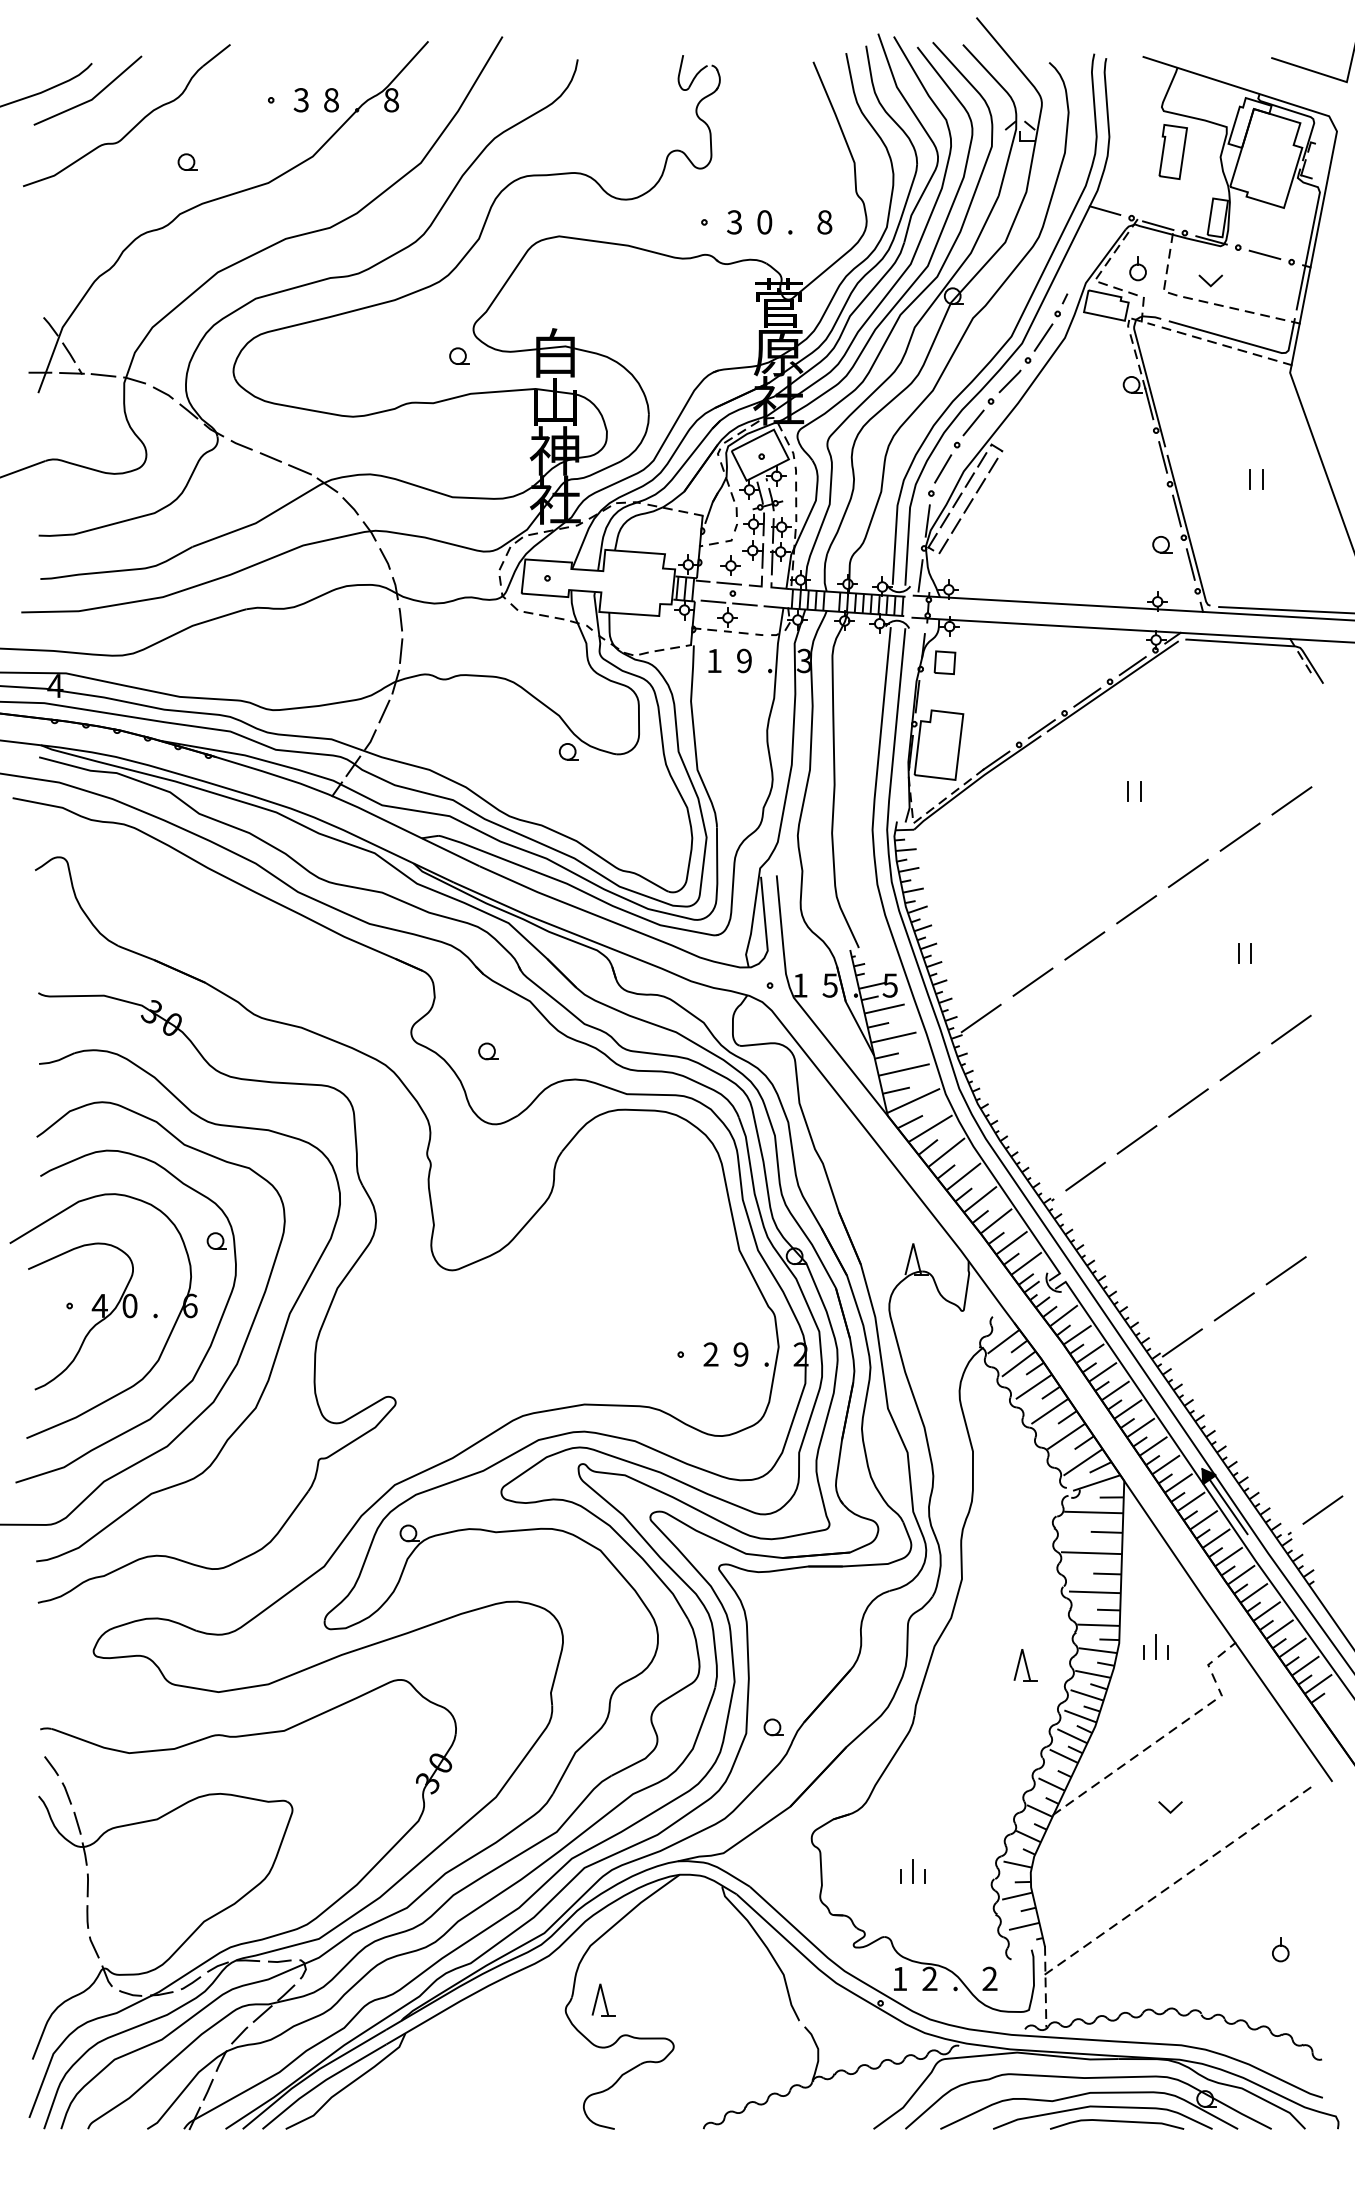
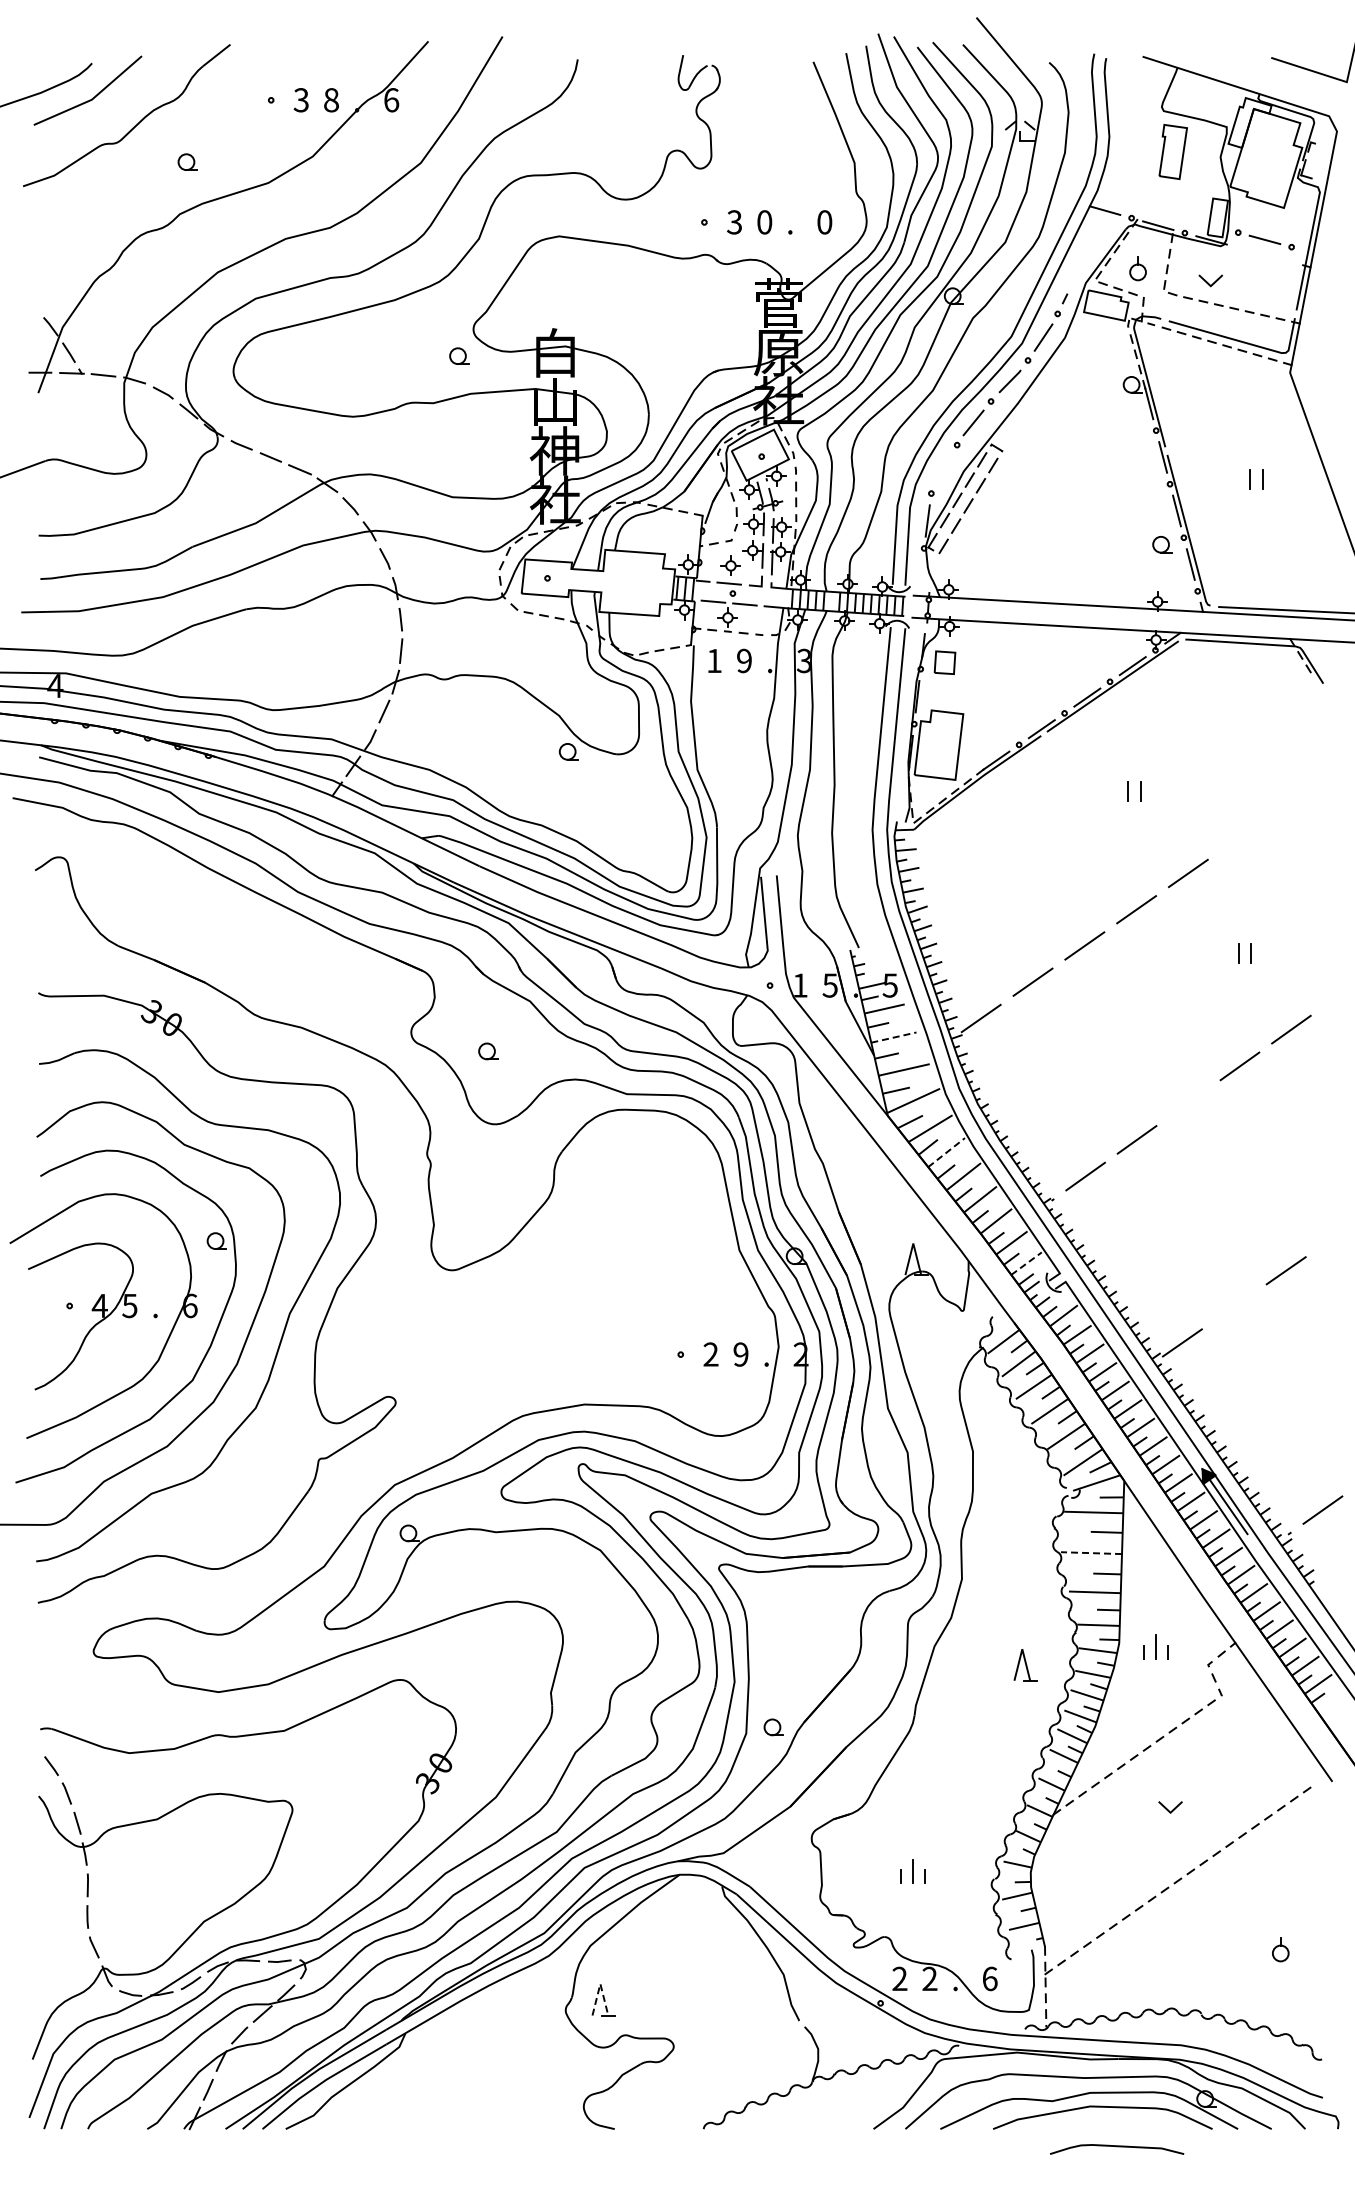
text: 8 -> 6 (391, 100)
text: 8 -> 0 (824, 222)
part position: (1264, 254) -> (1264, 239) (1264, 239)
line: present -> none (943, 468)
line: present -> none (920, 575)
line: present -> none (1291, 800)
line: present -> none (1239, 836)
line: solid -> dashed (894, 1037)
line: present -> none (1188, 1102)
line: solid -> dashed (947, 1152)
line: solid -> dashed (1026, 1263)
text: 0 -> 5 (129, 1305)
line: present -> none (1233, 1306)
line: solid -> dashed (1091, 1553)
text: 1 -> 2 (899, 1978)
text: 2 -> 6 (989, 1978)
line: solid -> dashed (600, 1983)
curve position: (1117, 2122) -> (1117, 2147) (1117, 2147)
